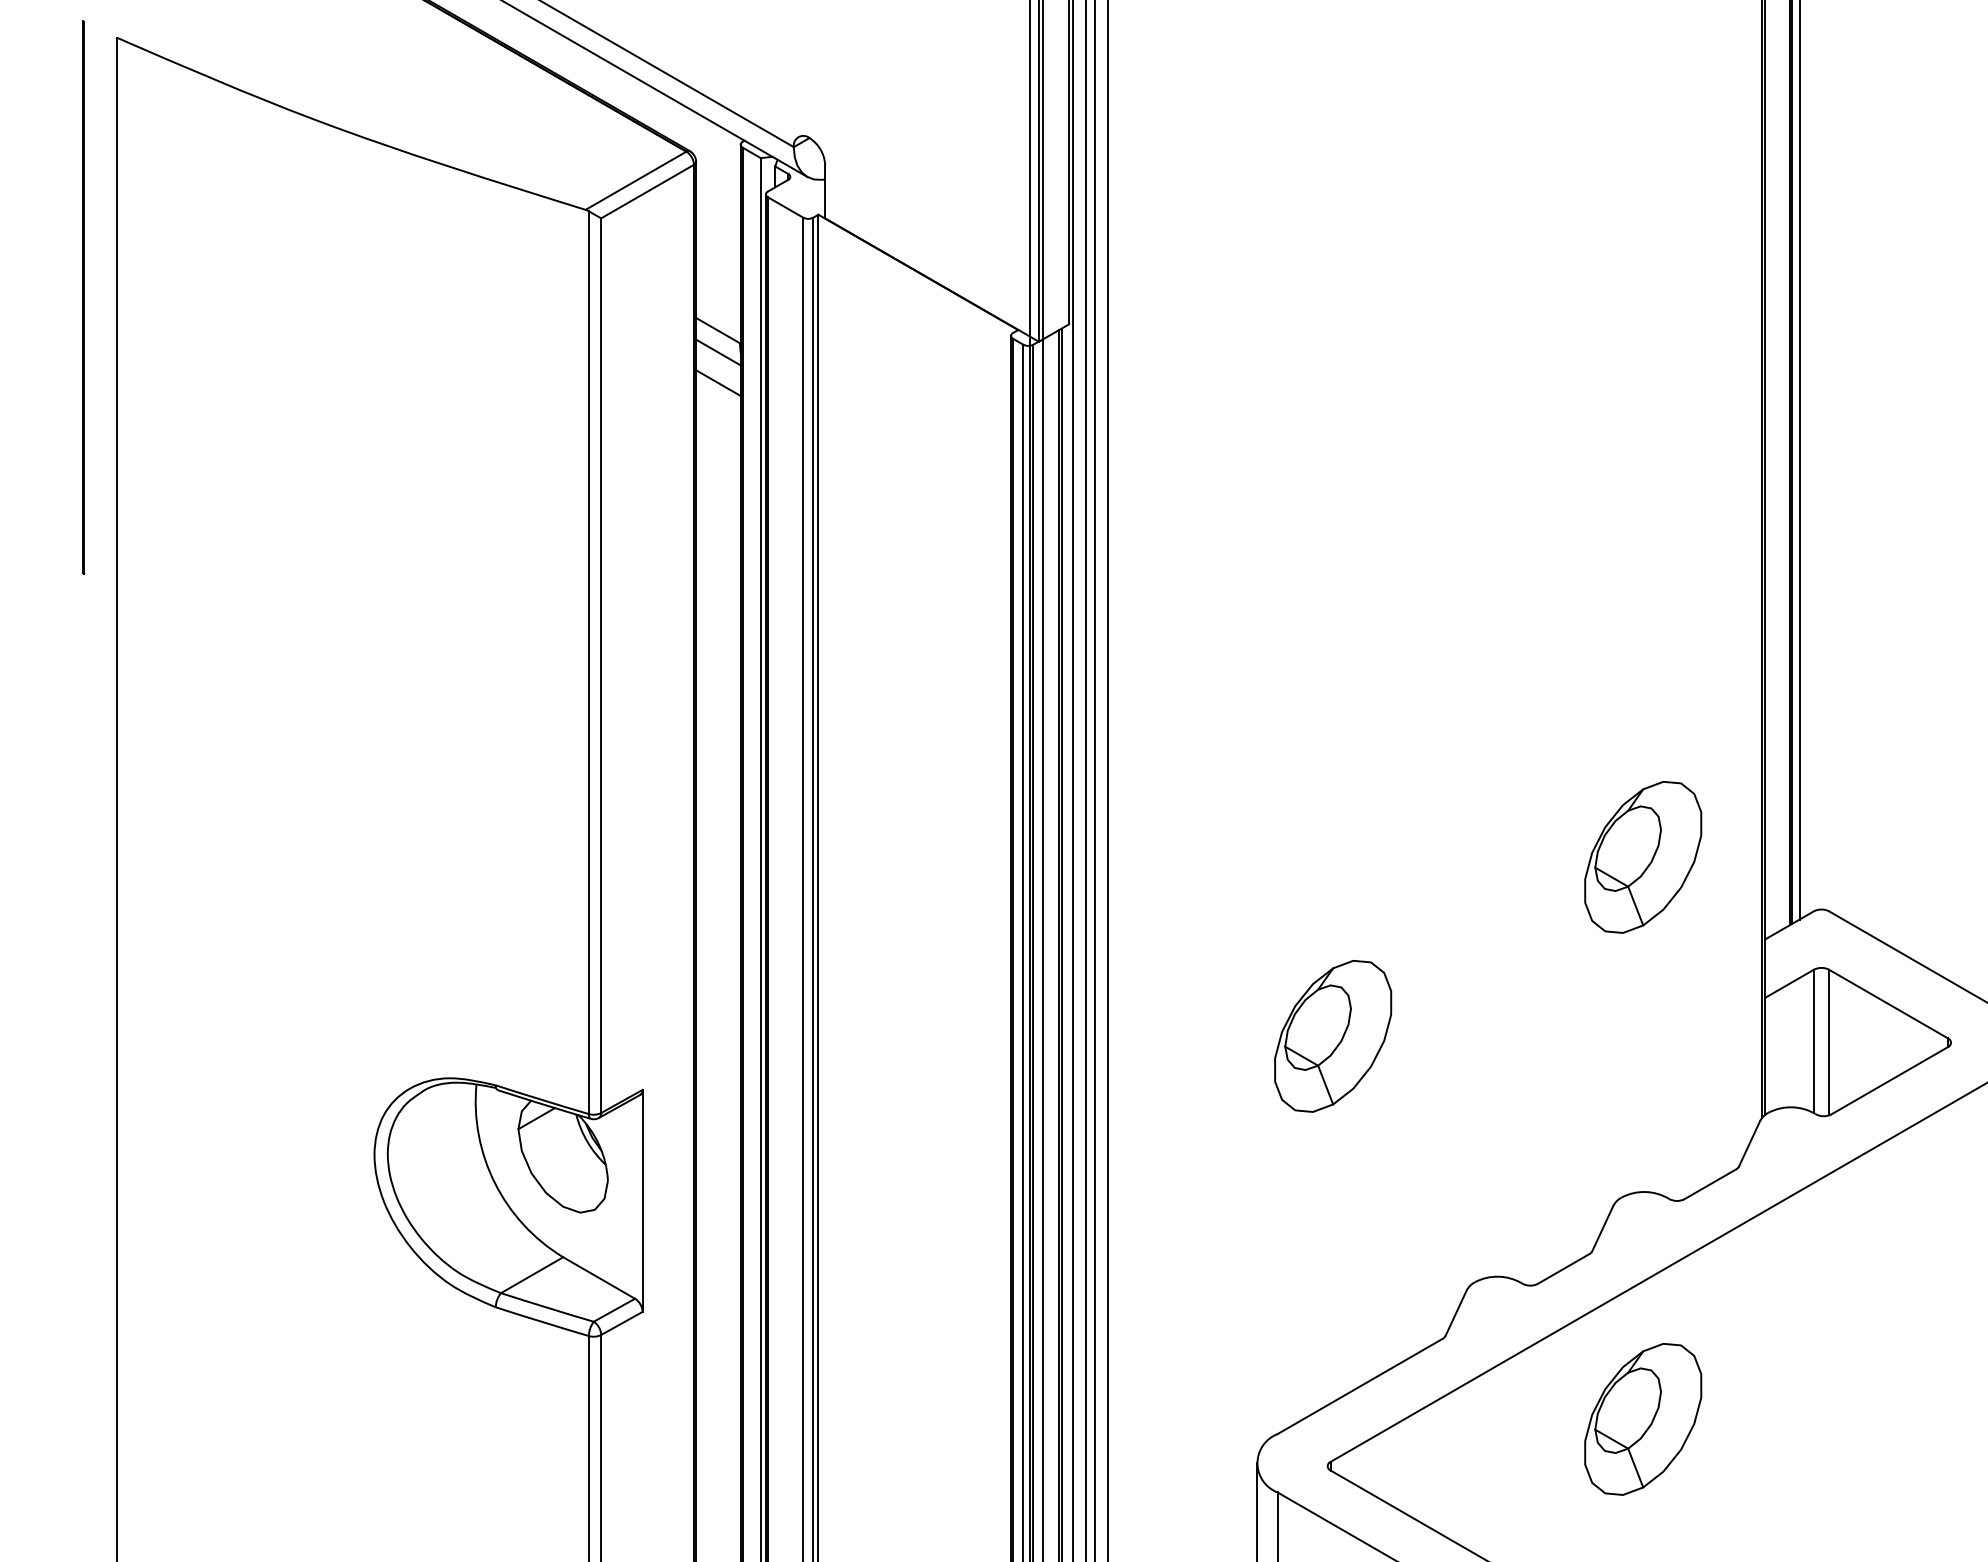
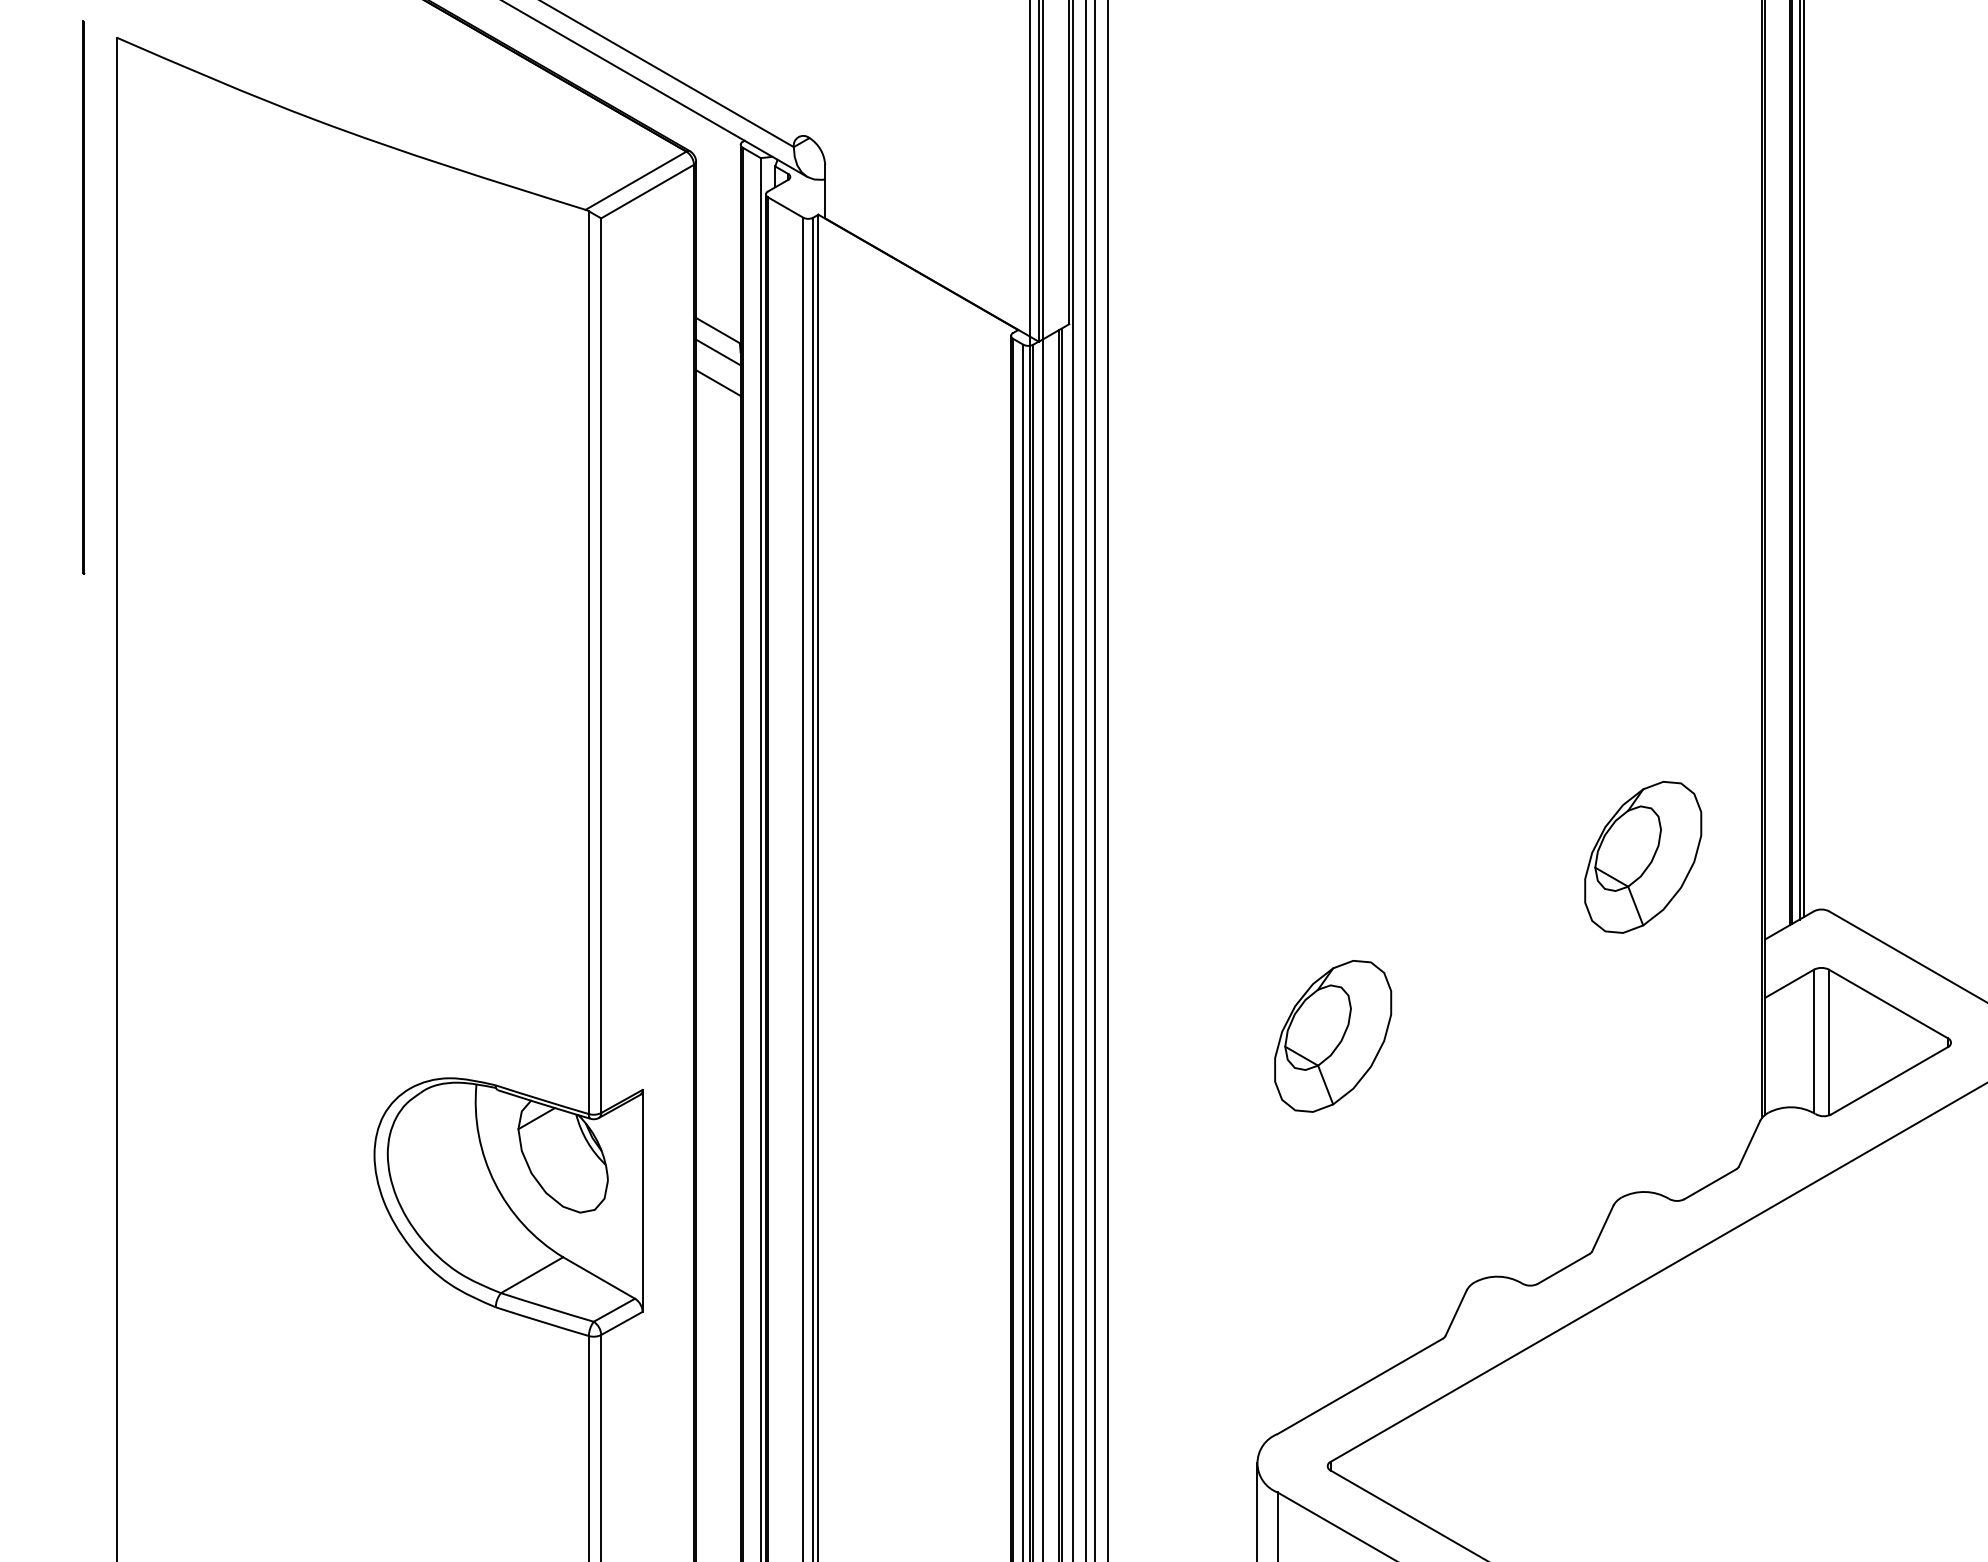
line: none -> present (1803, 459)
part: present -> none (1643, 1419)
